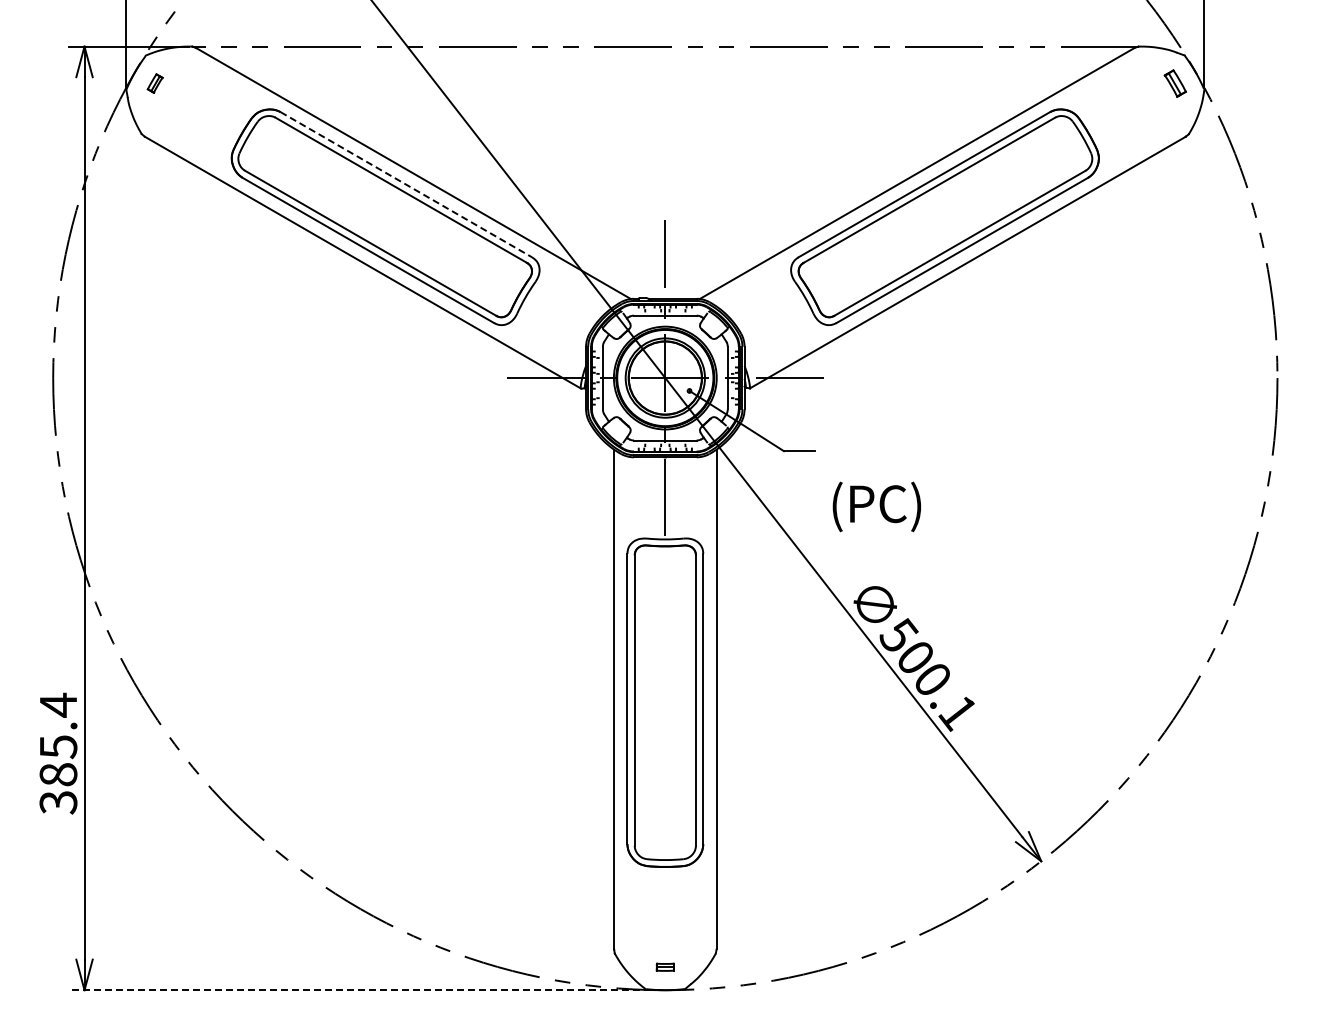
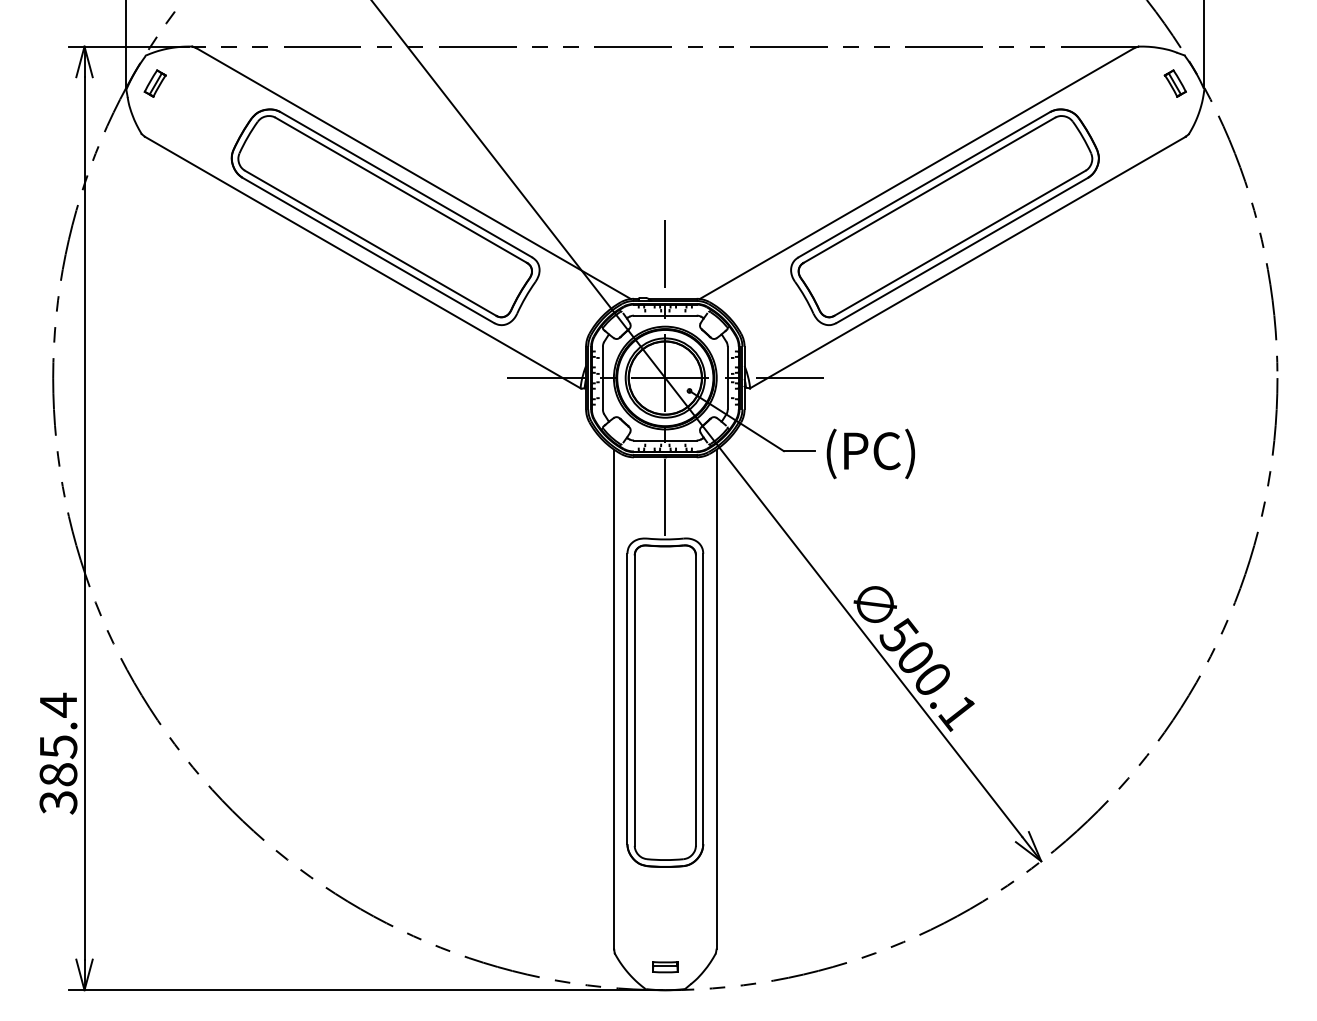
part size: 18x21 px -> 24x29 px (154, 83)
line: dashed -> solid (406, 184)
text position: (876, 506) -> (870, 453) (870, 453)
part size: 20x10 px -> 27x13 px (665, 967)
line: dashed -> solid (365, 990)
